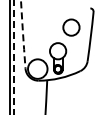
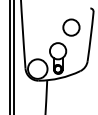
arc: dashed -> solid (23, 34)
line: dashed -> solid (14, 57)
